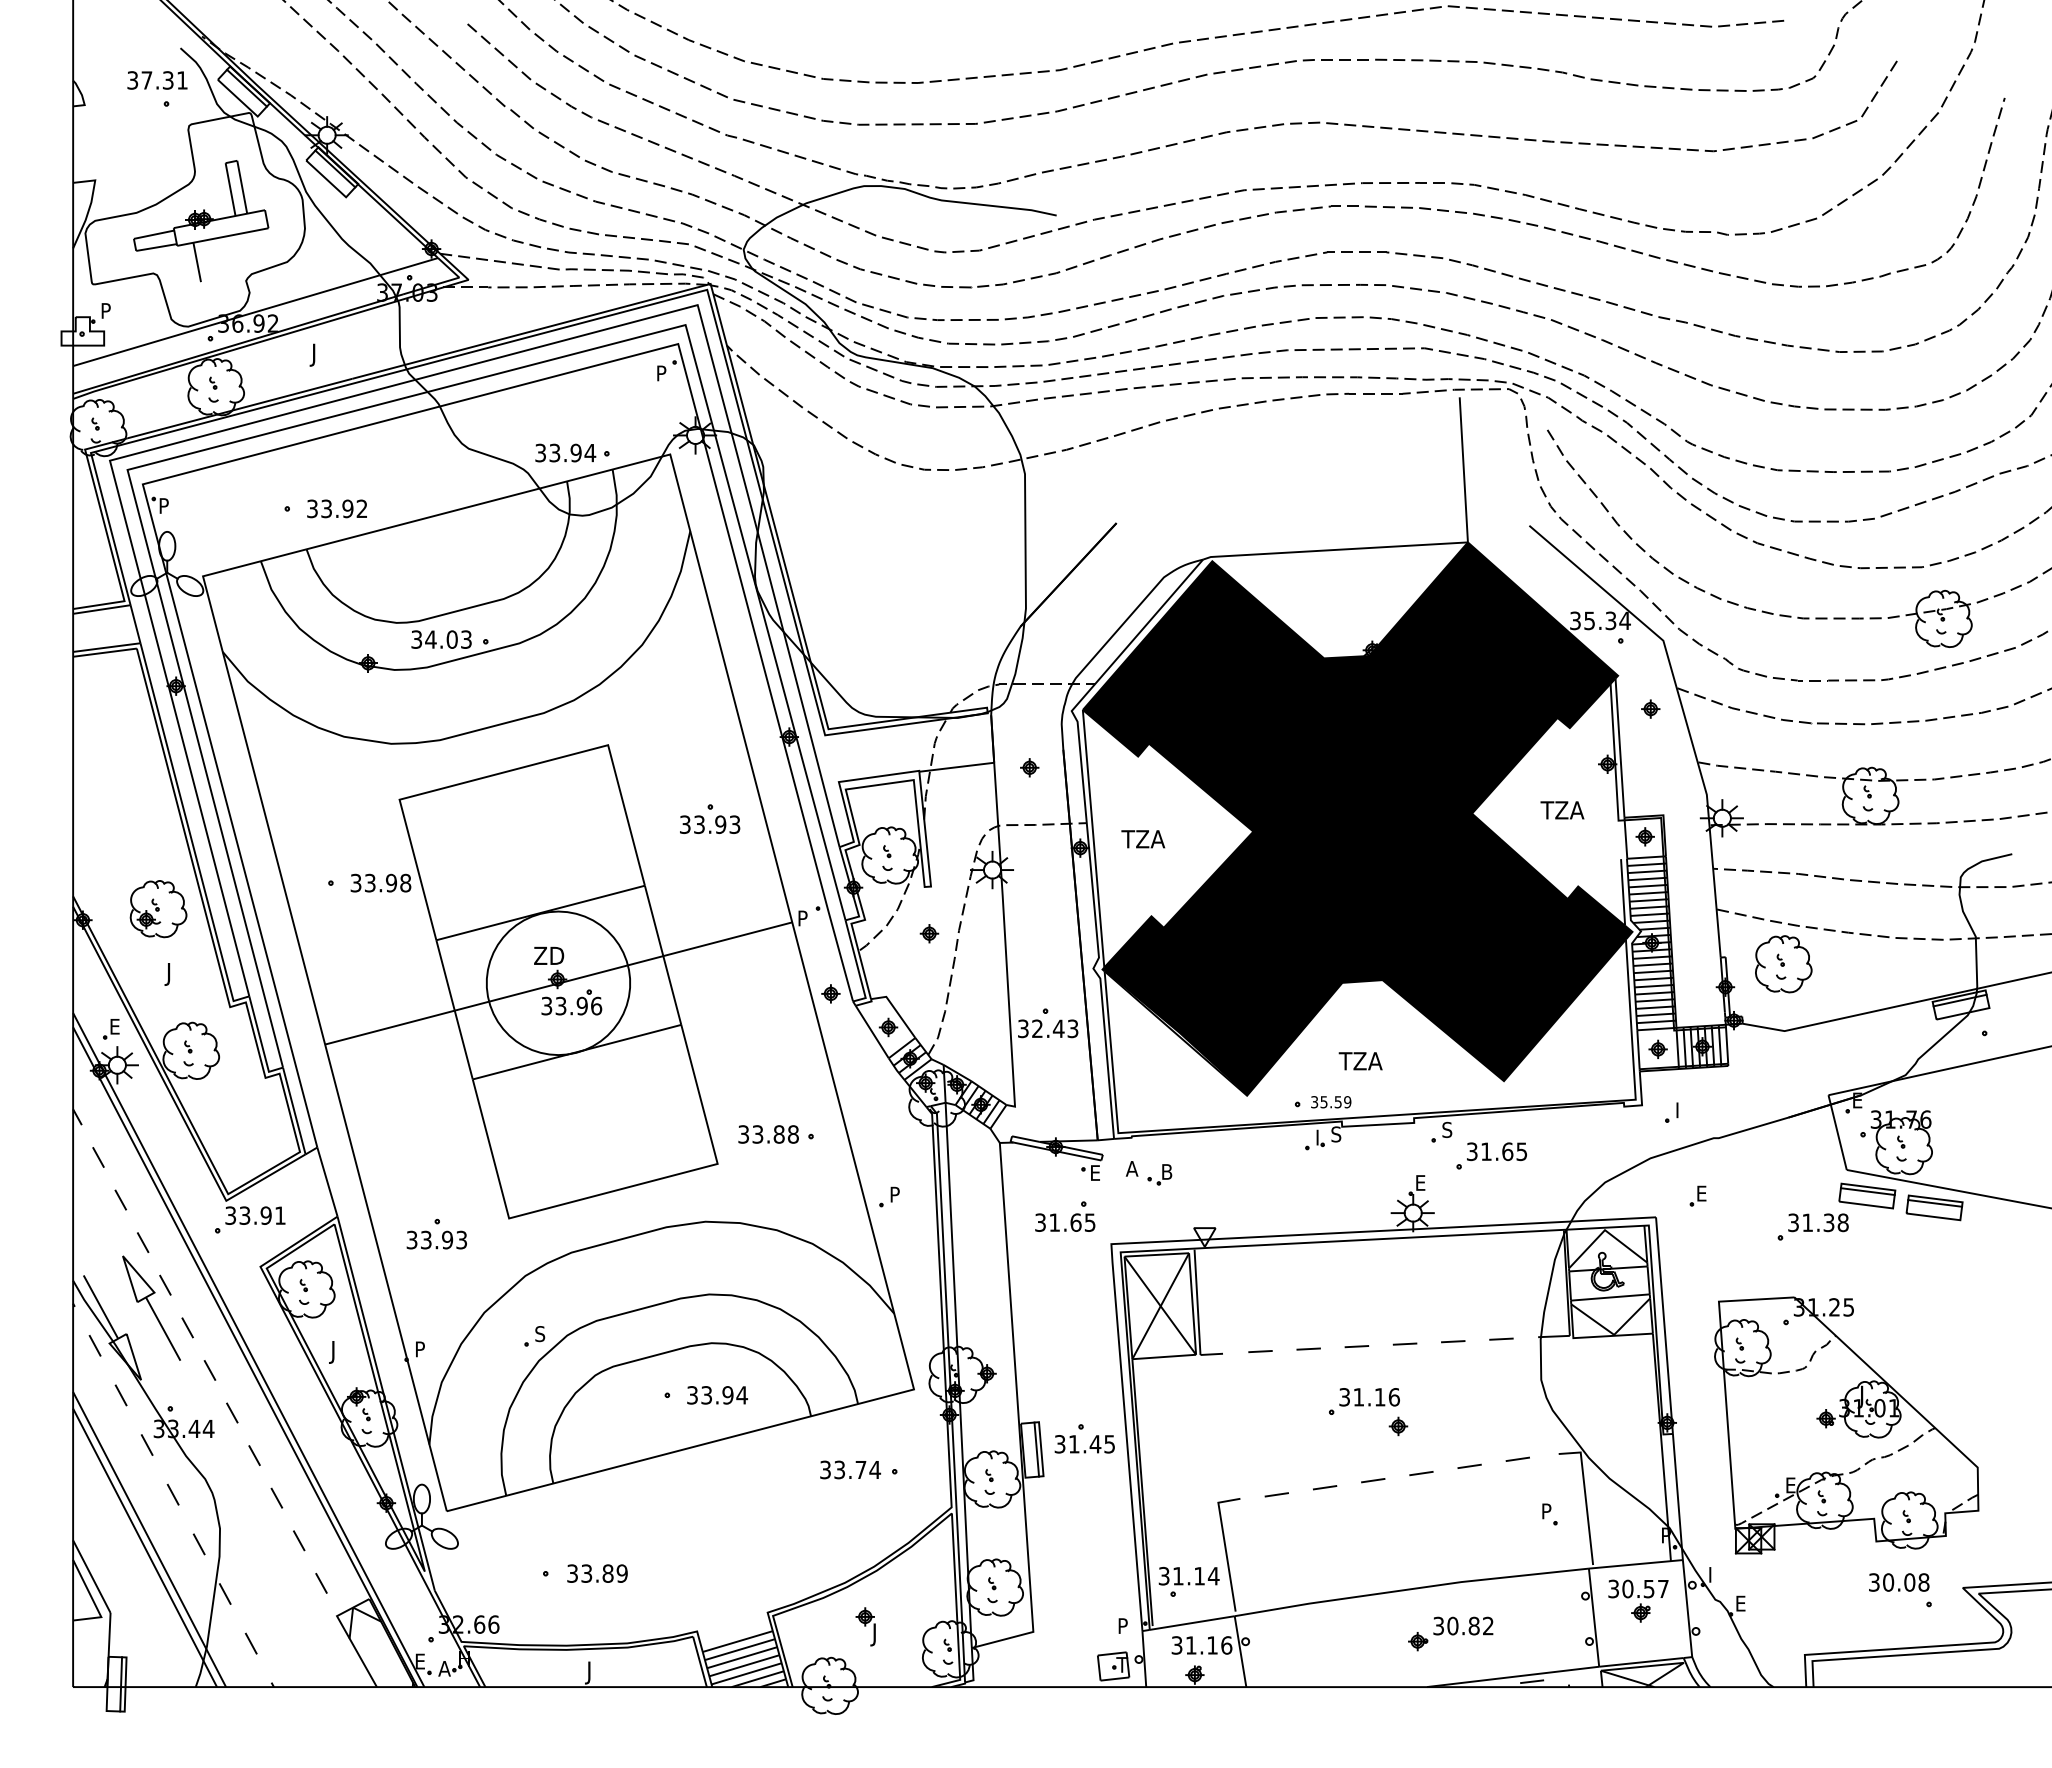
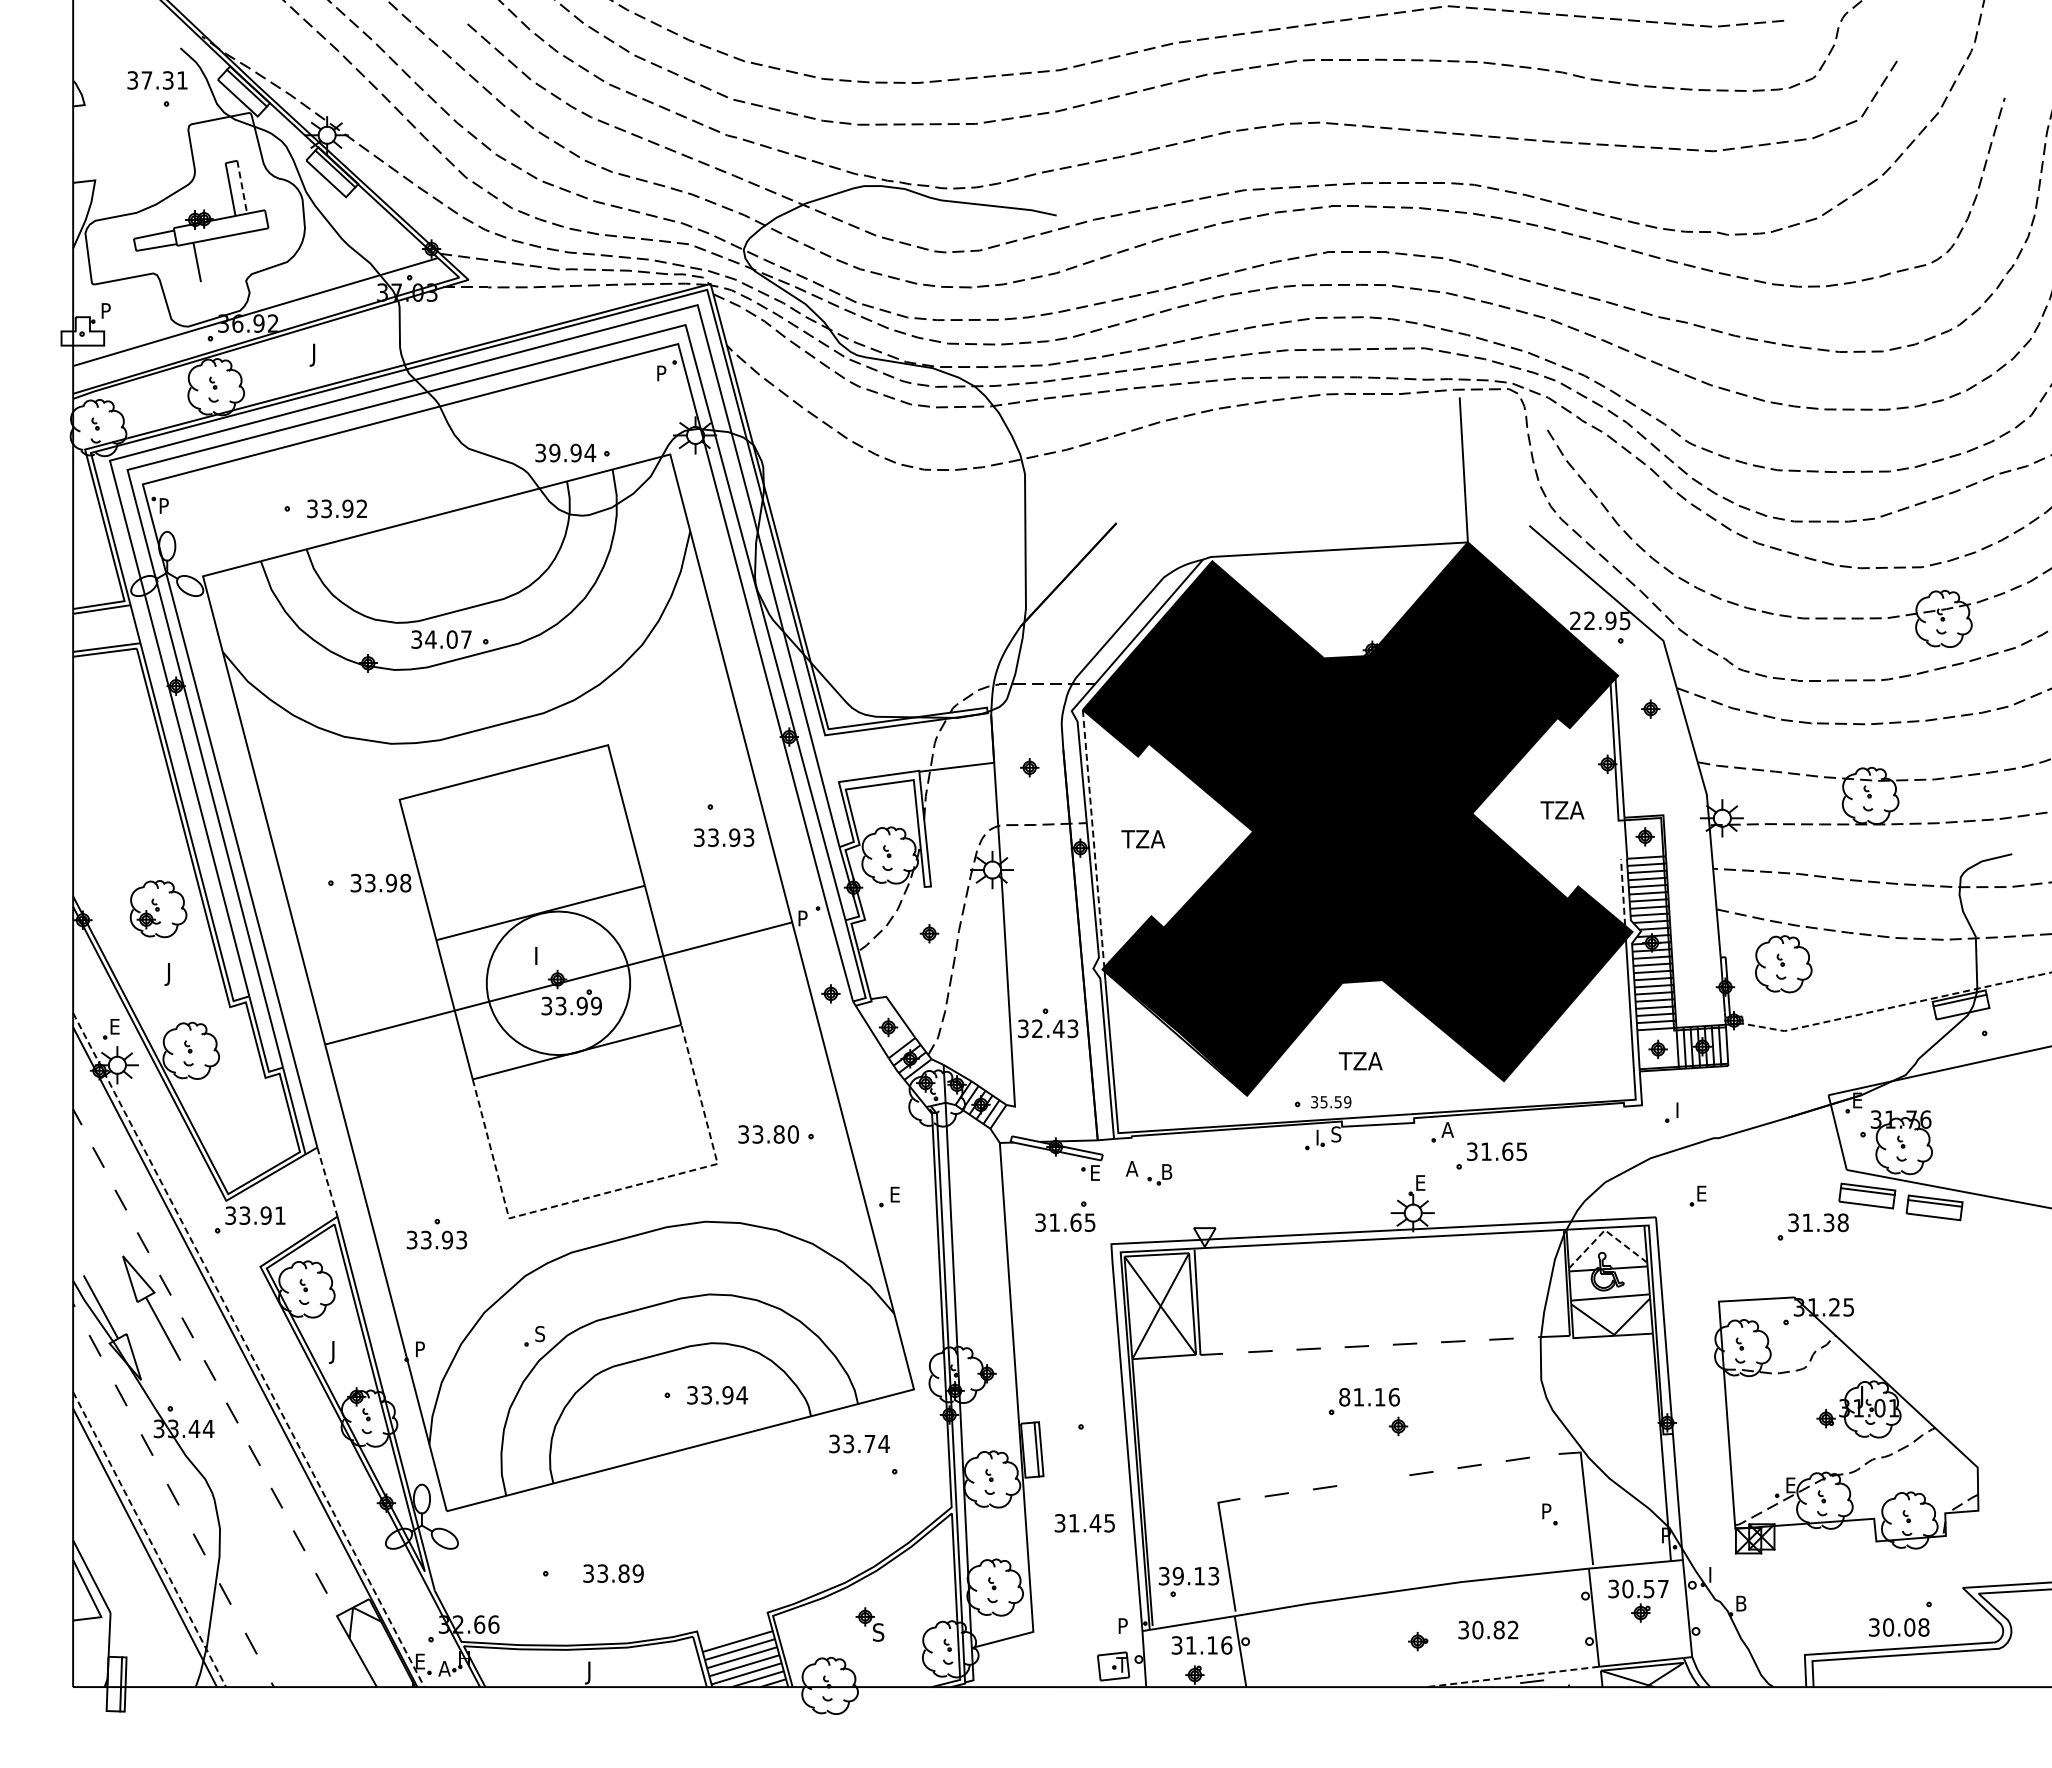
line: solid -> dashed (242, 187)
text: 33.94 -> 39.94 (554, 452)
text: 35.34 -> 22.95 (1600, 620)
text: 34.03 -> 34.07 (466, 639)
text position: (710, 824) -> (724, 837) (724, 837)
line: solid -> dashed (1093, 839)
line: solid -> dashed (1623, 891)
text: ZD -> I (549, 955)
text: 33.96 -> 33.99 (596, 1005)
line: solid -> dashed (1895, 1006)
text: S -> A (1447, 1129)
text: 33.88 -> 33.80 (792, 1134)
line: solid -> dashed (327, 1182)
line: solid -> dashed (613, 1191)
text: P -> E (895, 1194)
line: solid -> dashed (1604, 1230)
line: solid -> dashed (249, 1350)
text: 31.16 -> 81.16 (1344, 1397)
text position: (1084, 1444) -> (1084, 1523) (1084, 1523)
text position: (850, 1469) -> (859, 1443) (859, 1443)
line: present -> none (1373, 1480)
line: solid -> dashed (149, 1539)
text position: (597, 1573) -> (613, 1573) (613, 1573)
text: 31.14 -> 39.13 (1195, 1575)
text position: (1899, 1582) -> (1899, 1627) (1899, 1627)
text: E -> B (1744, 1603)
text position: (1463, 1625) -> (1488, 1629) (1488, 1629)
text: J -> S (877, 1634)
line: solid -> dashed (1512, 1677)
